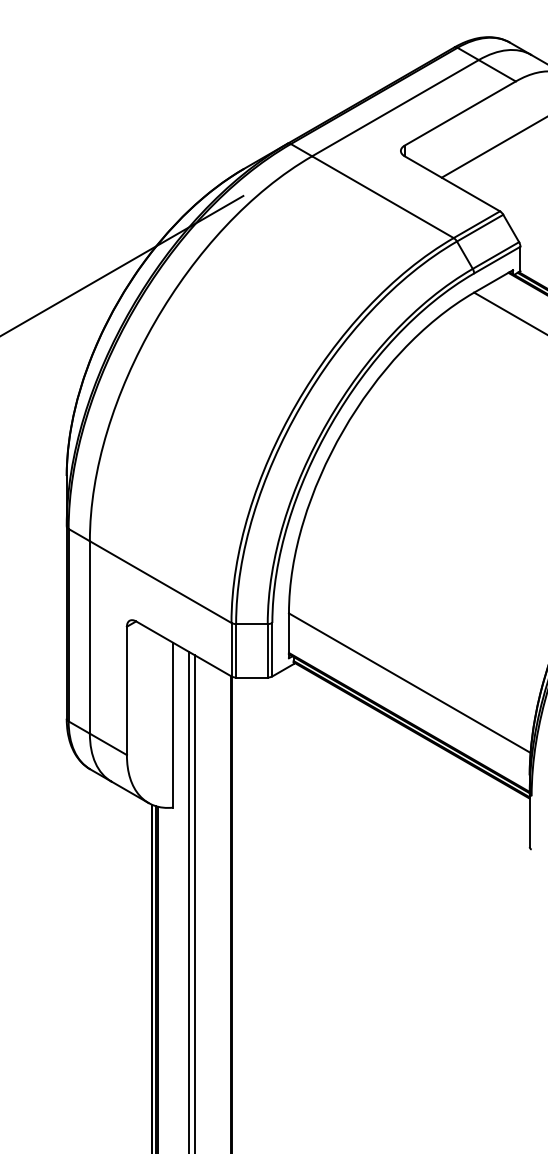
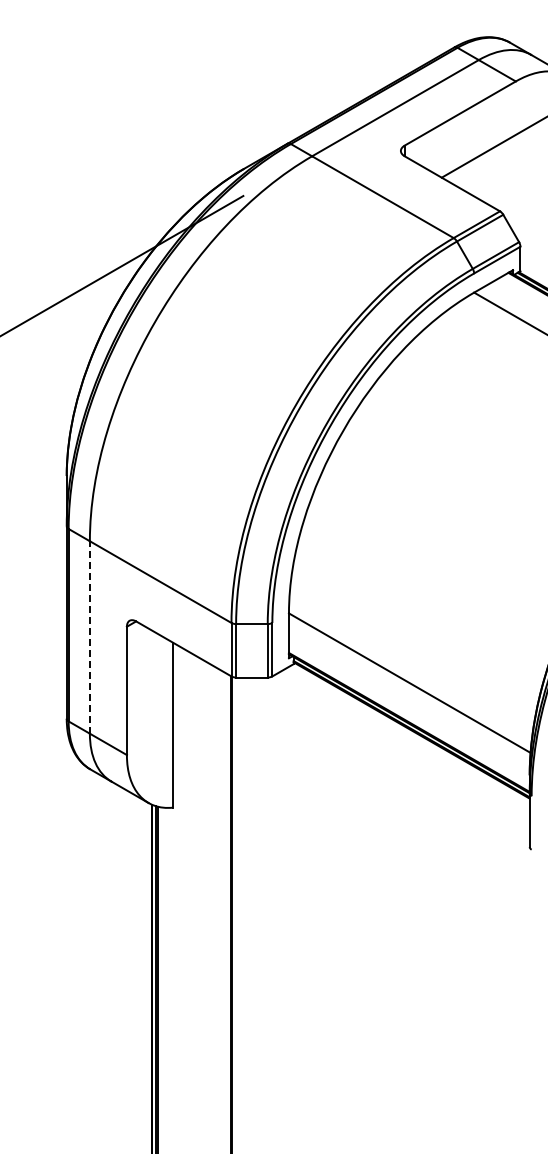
line: solid -> dashed (89, 636)
line: present -> none (188, 900)
line: present -> none (194, 902)
